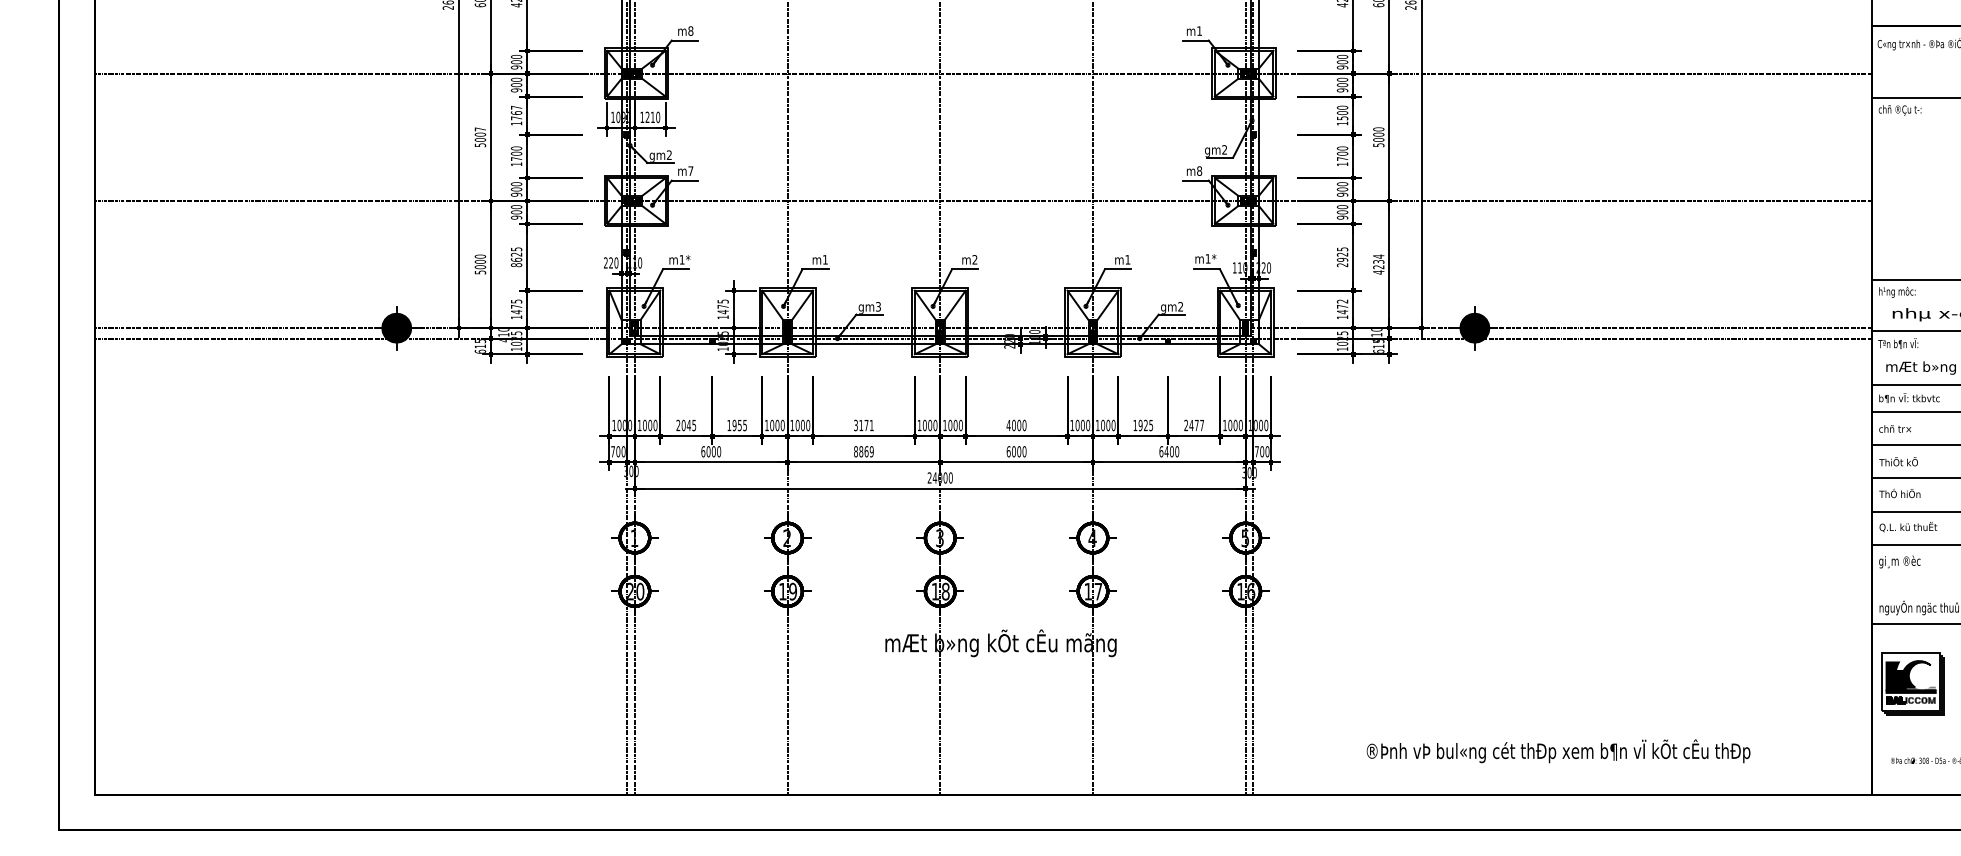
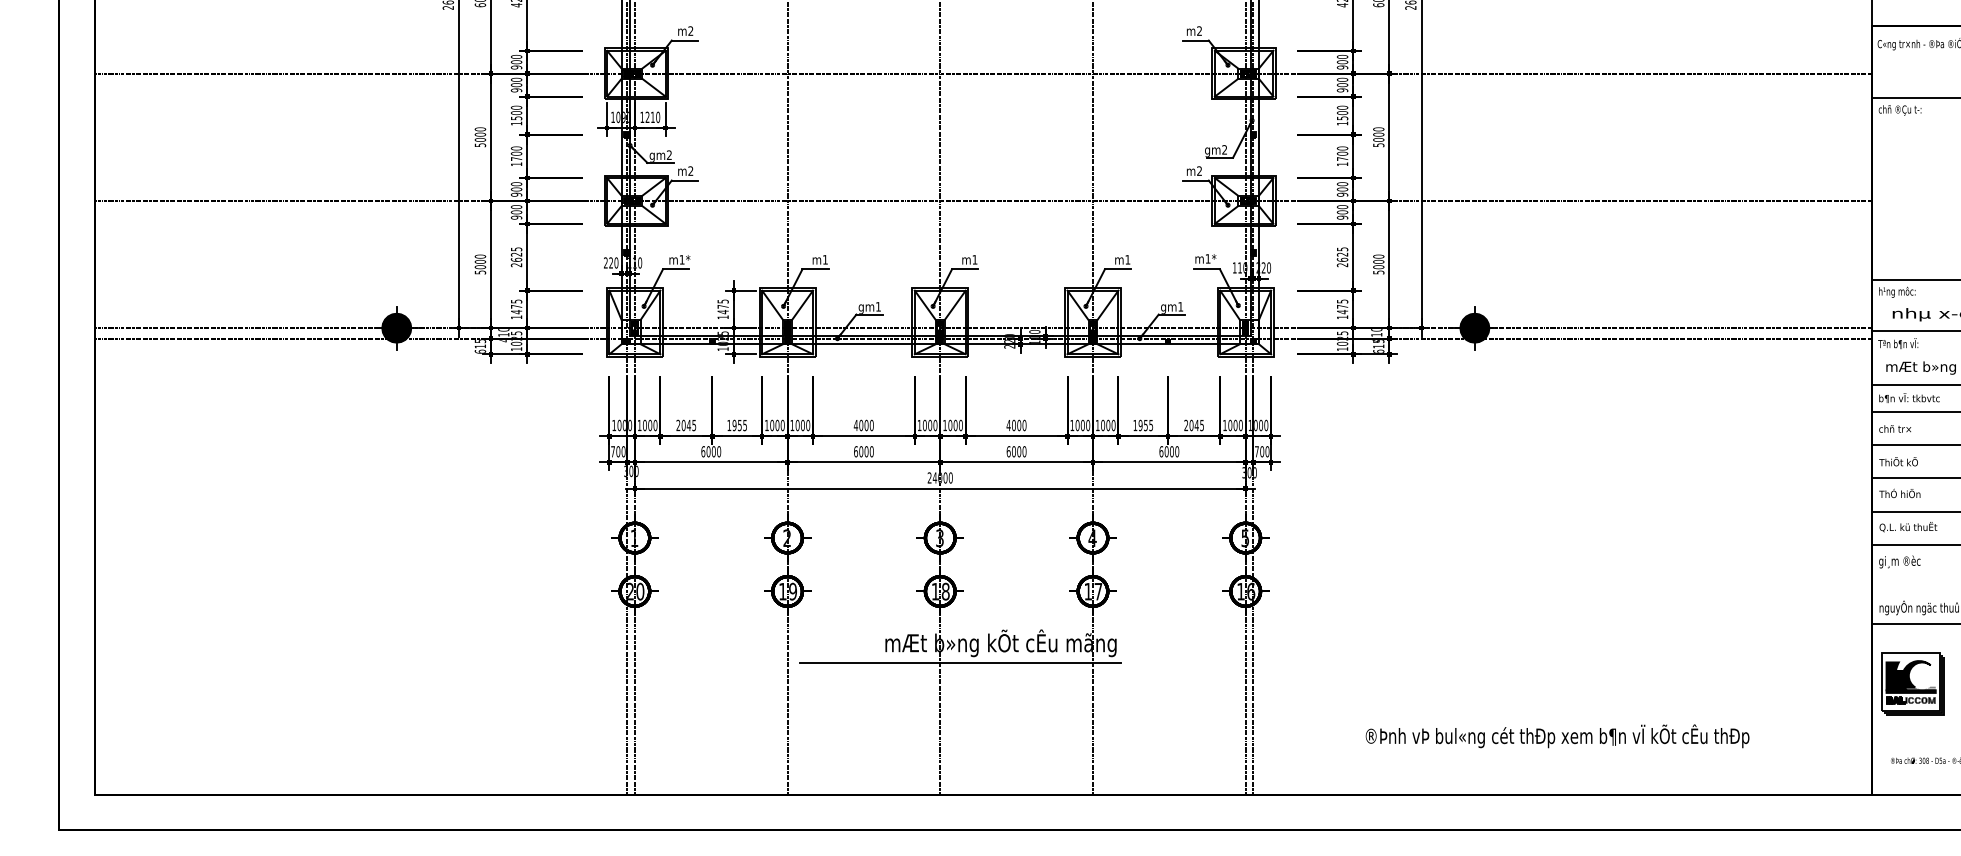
text: m8 -> m2 (690, 30)
text: m1 -> m2 (1199, 30)
text: 1767 -> 1500 (516, 112)
text: 5007 -> 5000 (480, 129)
text: m7 -> m2 (690, 170)
text: m8 -> m2 (1199, 170)
text: m2 -> m1 (974, 259)
text: 2925 -> 2625 (1342, 259)
text: 4234 -> 5000 (1378, 264)
text: 8625 -> 2625 (516, 265)
text: 1472 -> 1475 (1342, 301)
text: gm3 -> gm1 (878, 306)
text: gm2 -> gm1 (1180, 306)
text: 3171 -> 4000 (863, 425)
text: 1925 -> 1955 (1145, 425)
text: 2477 -> 2045 (1196, 425)
text: 8869 -> 6000 (863, 451)
text: 6400 -> 6000 (1166, 451)
line: none -> present (960, 662)
text position: (1558, 751) -> (1557, 736) (1557, 736)
